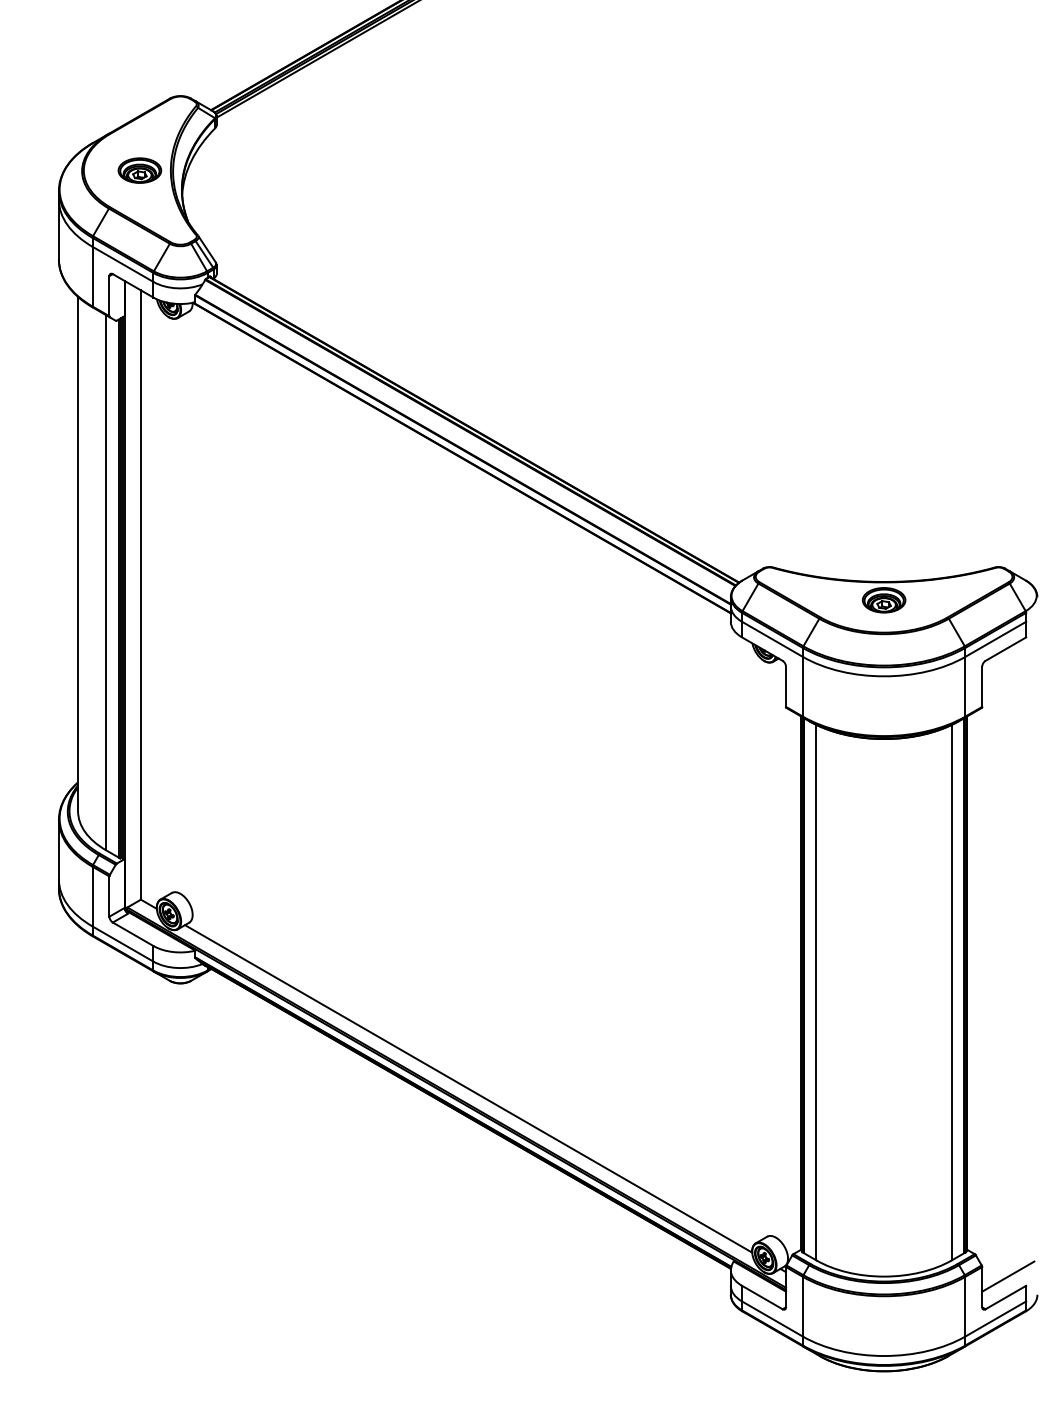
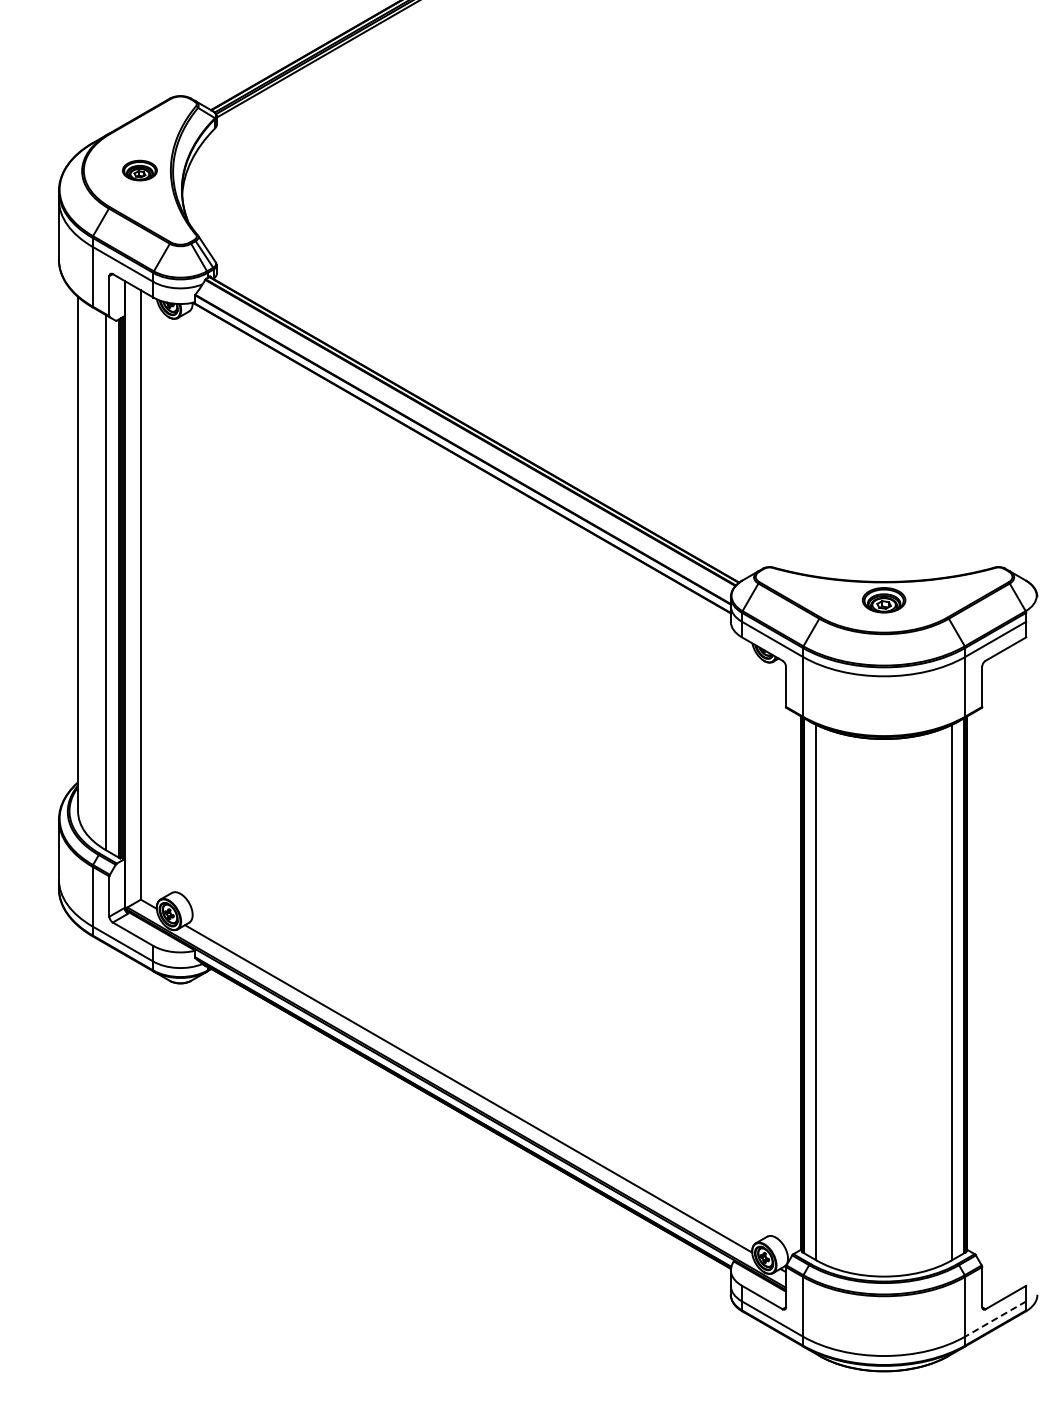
part size: 46x27 px -> 36x23 px (139, 170)
line: present -> none (1008, 1276)
line: solid -> dashed (995, 1319)
